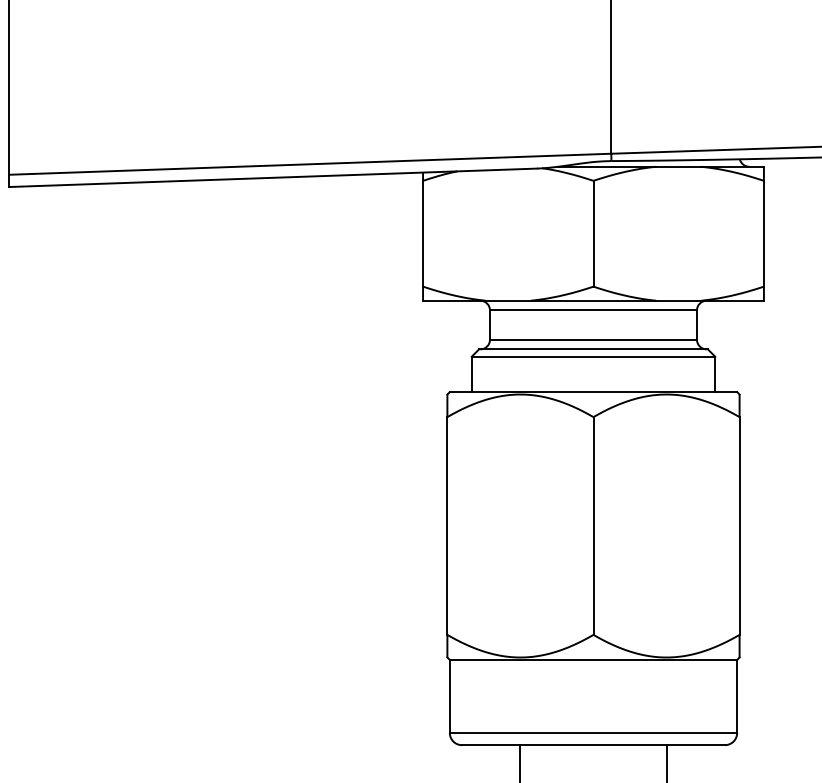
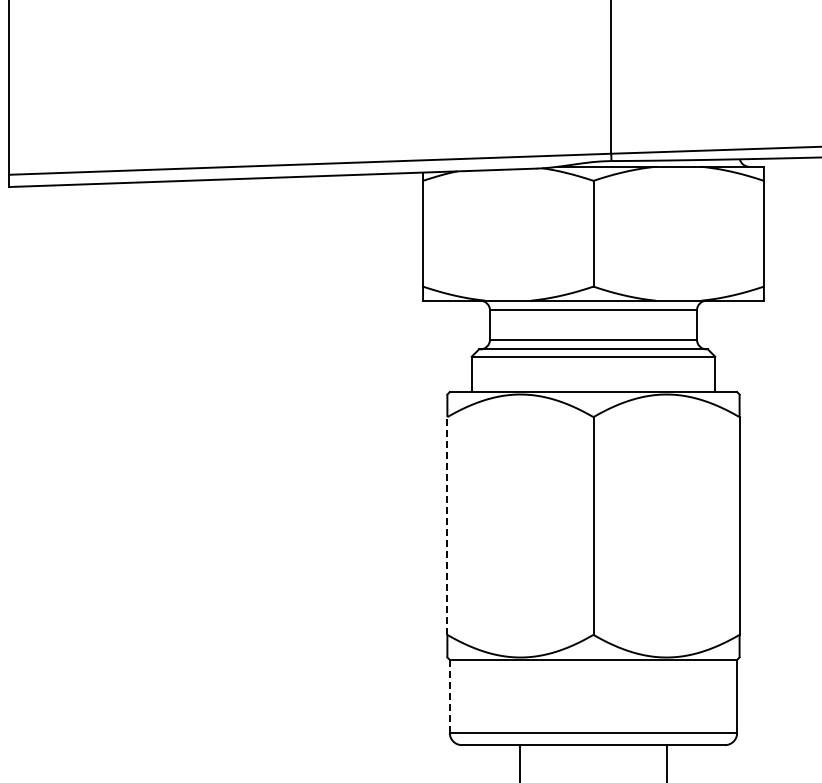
line: solid -> dashed (447, 526)
line: solid -> dashed (449, 696)
